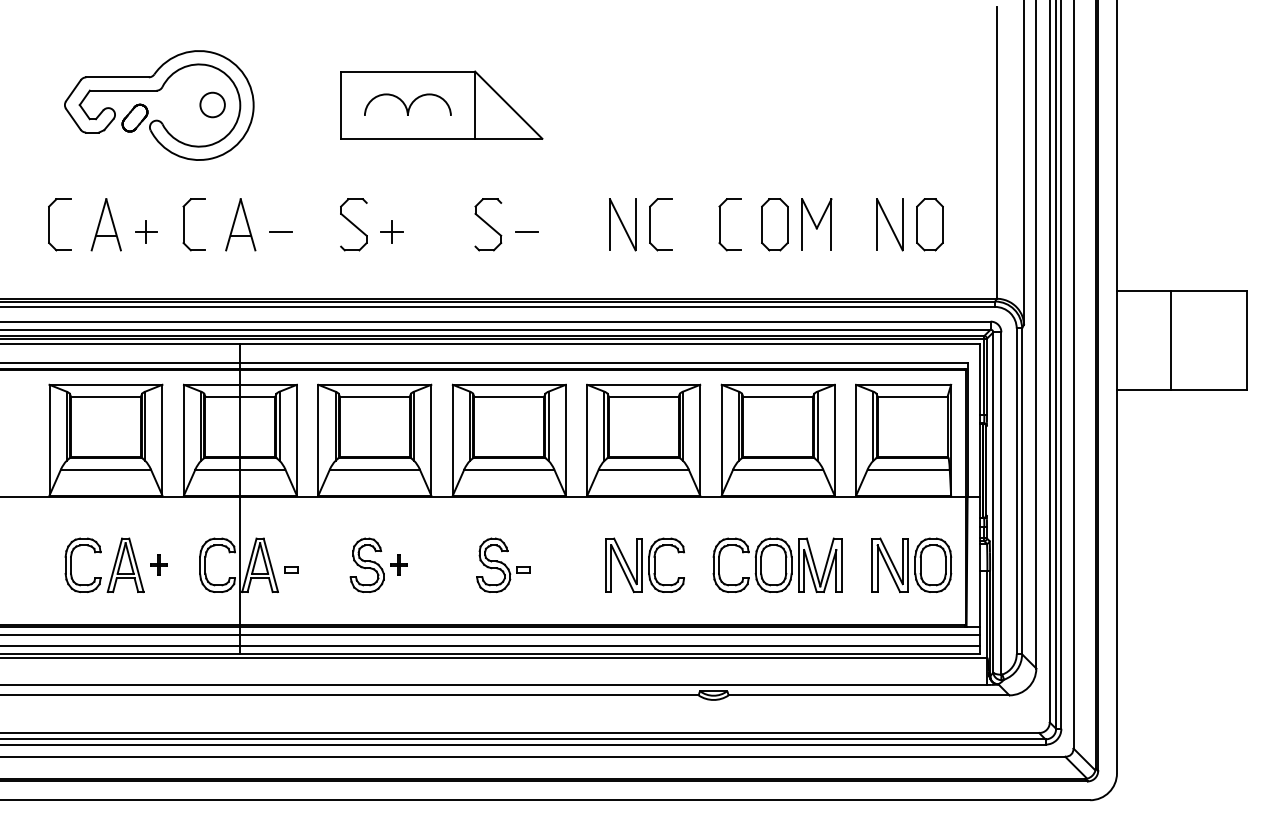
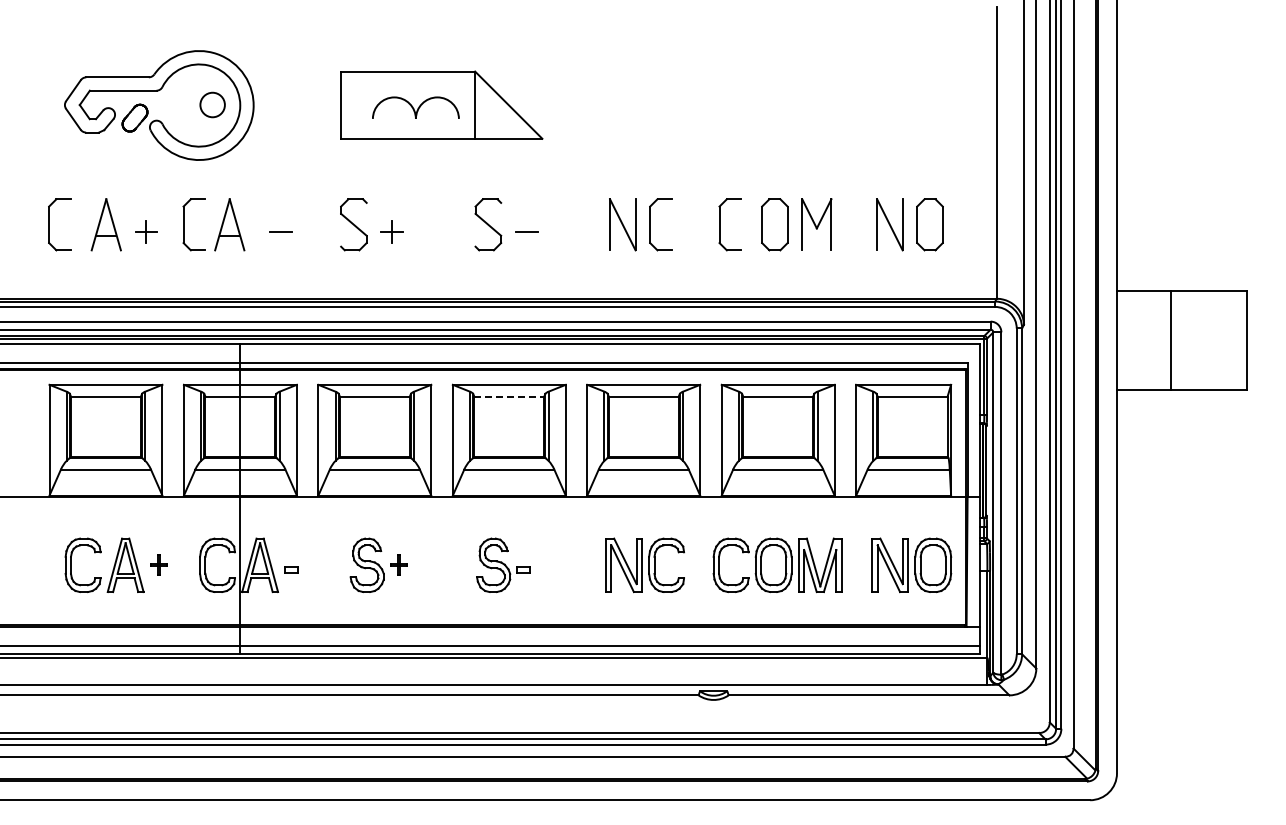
part position: (407, 104) -> (415, 107) (415, 107)
part position: (240, 224) -> (229, 224) (229, 224)
line: solid -> dashed (509, 396)
line: present -> none (490, 634)
